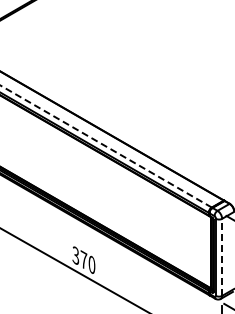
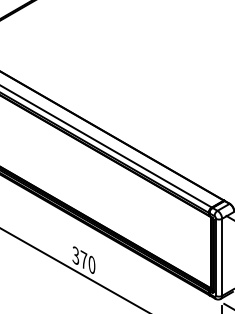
line: dashed -> solid (106, 146)
line: dashed -> solid (222, 257)
